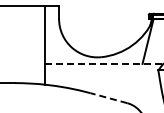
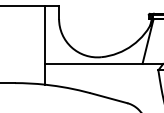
line: dashed -> solid (104, 63)
line: dashed -> solid (108, 98)
